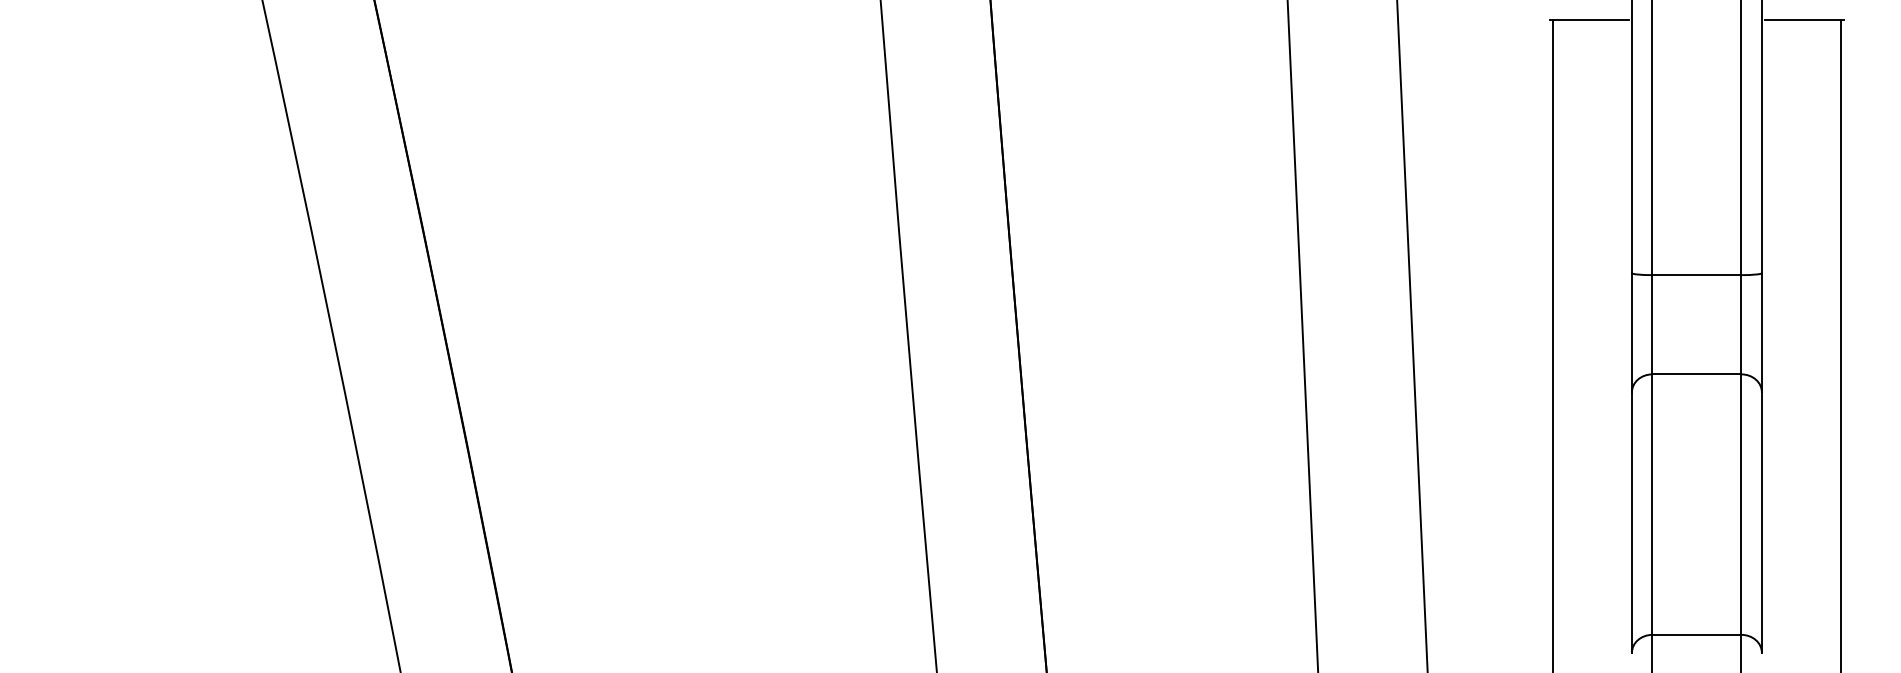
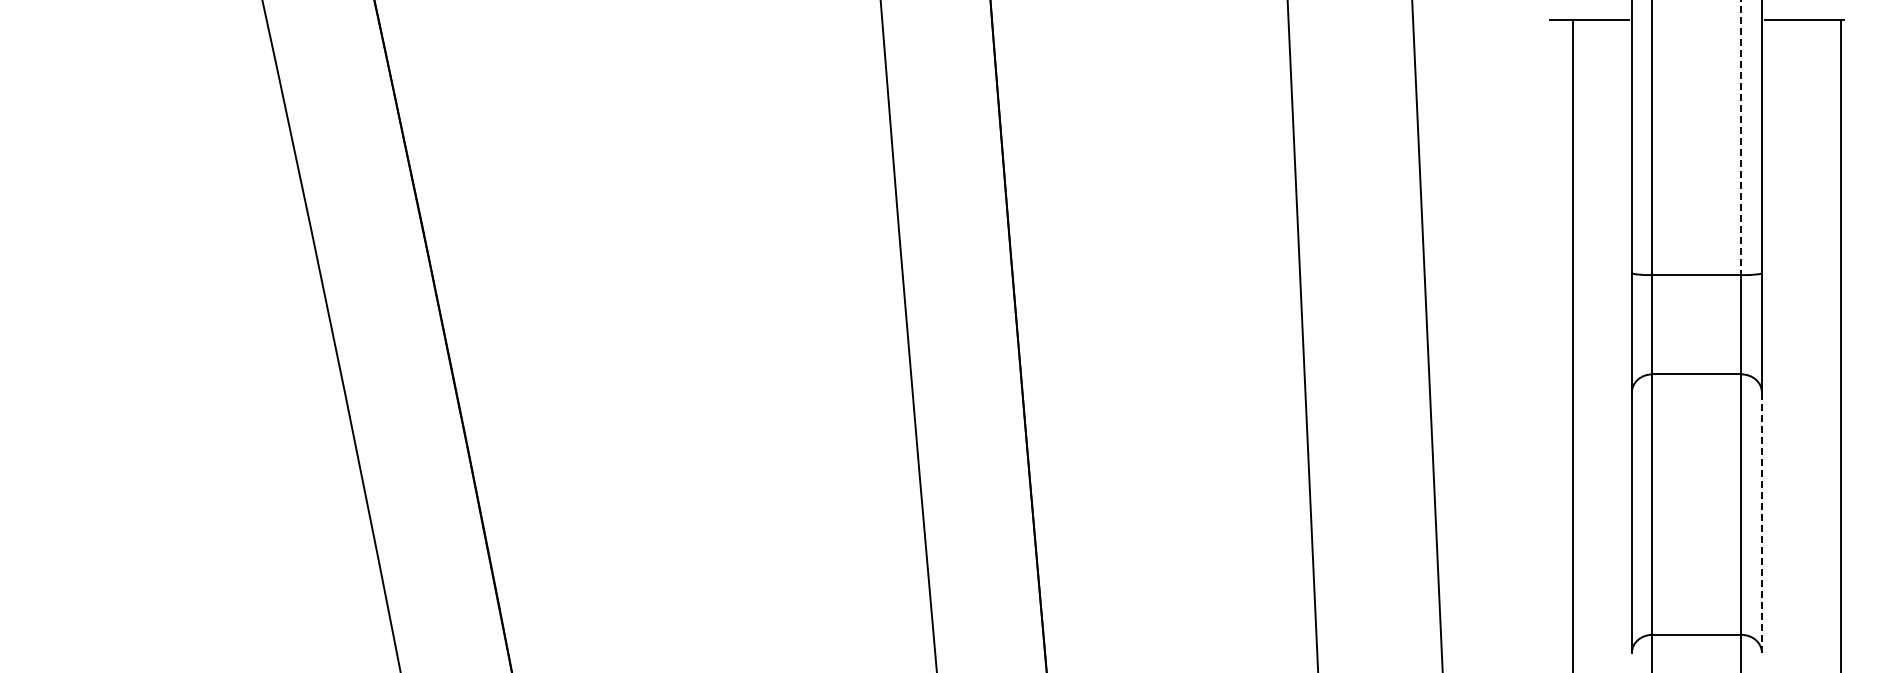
line: solid -> dashed (1741, 138)
line position: (1412, 335) -> (1427, 335) (1427, 335)
line position: (1553, 344) -> (1573, 344) (1573, 344)
line: solid -> dashed (1761, 522)
